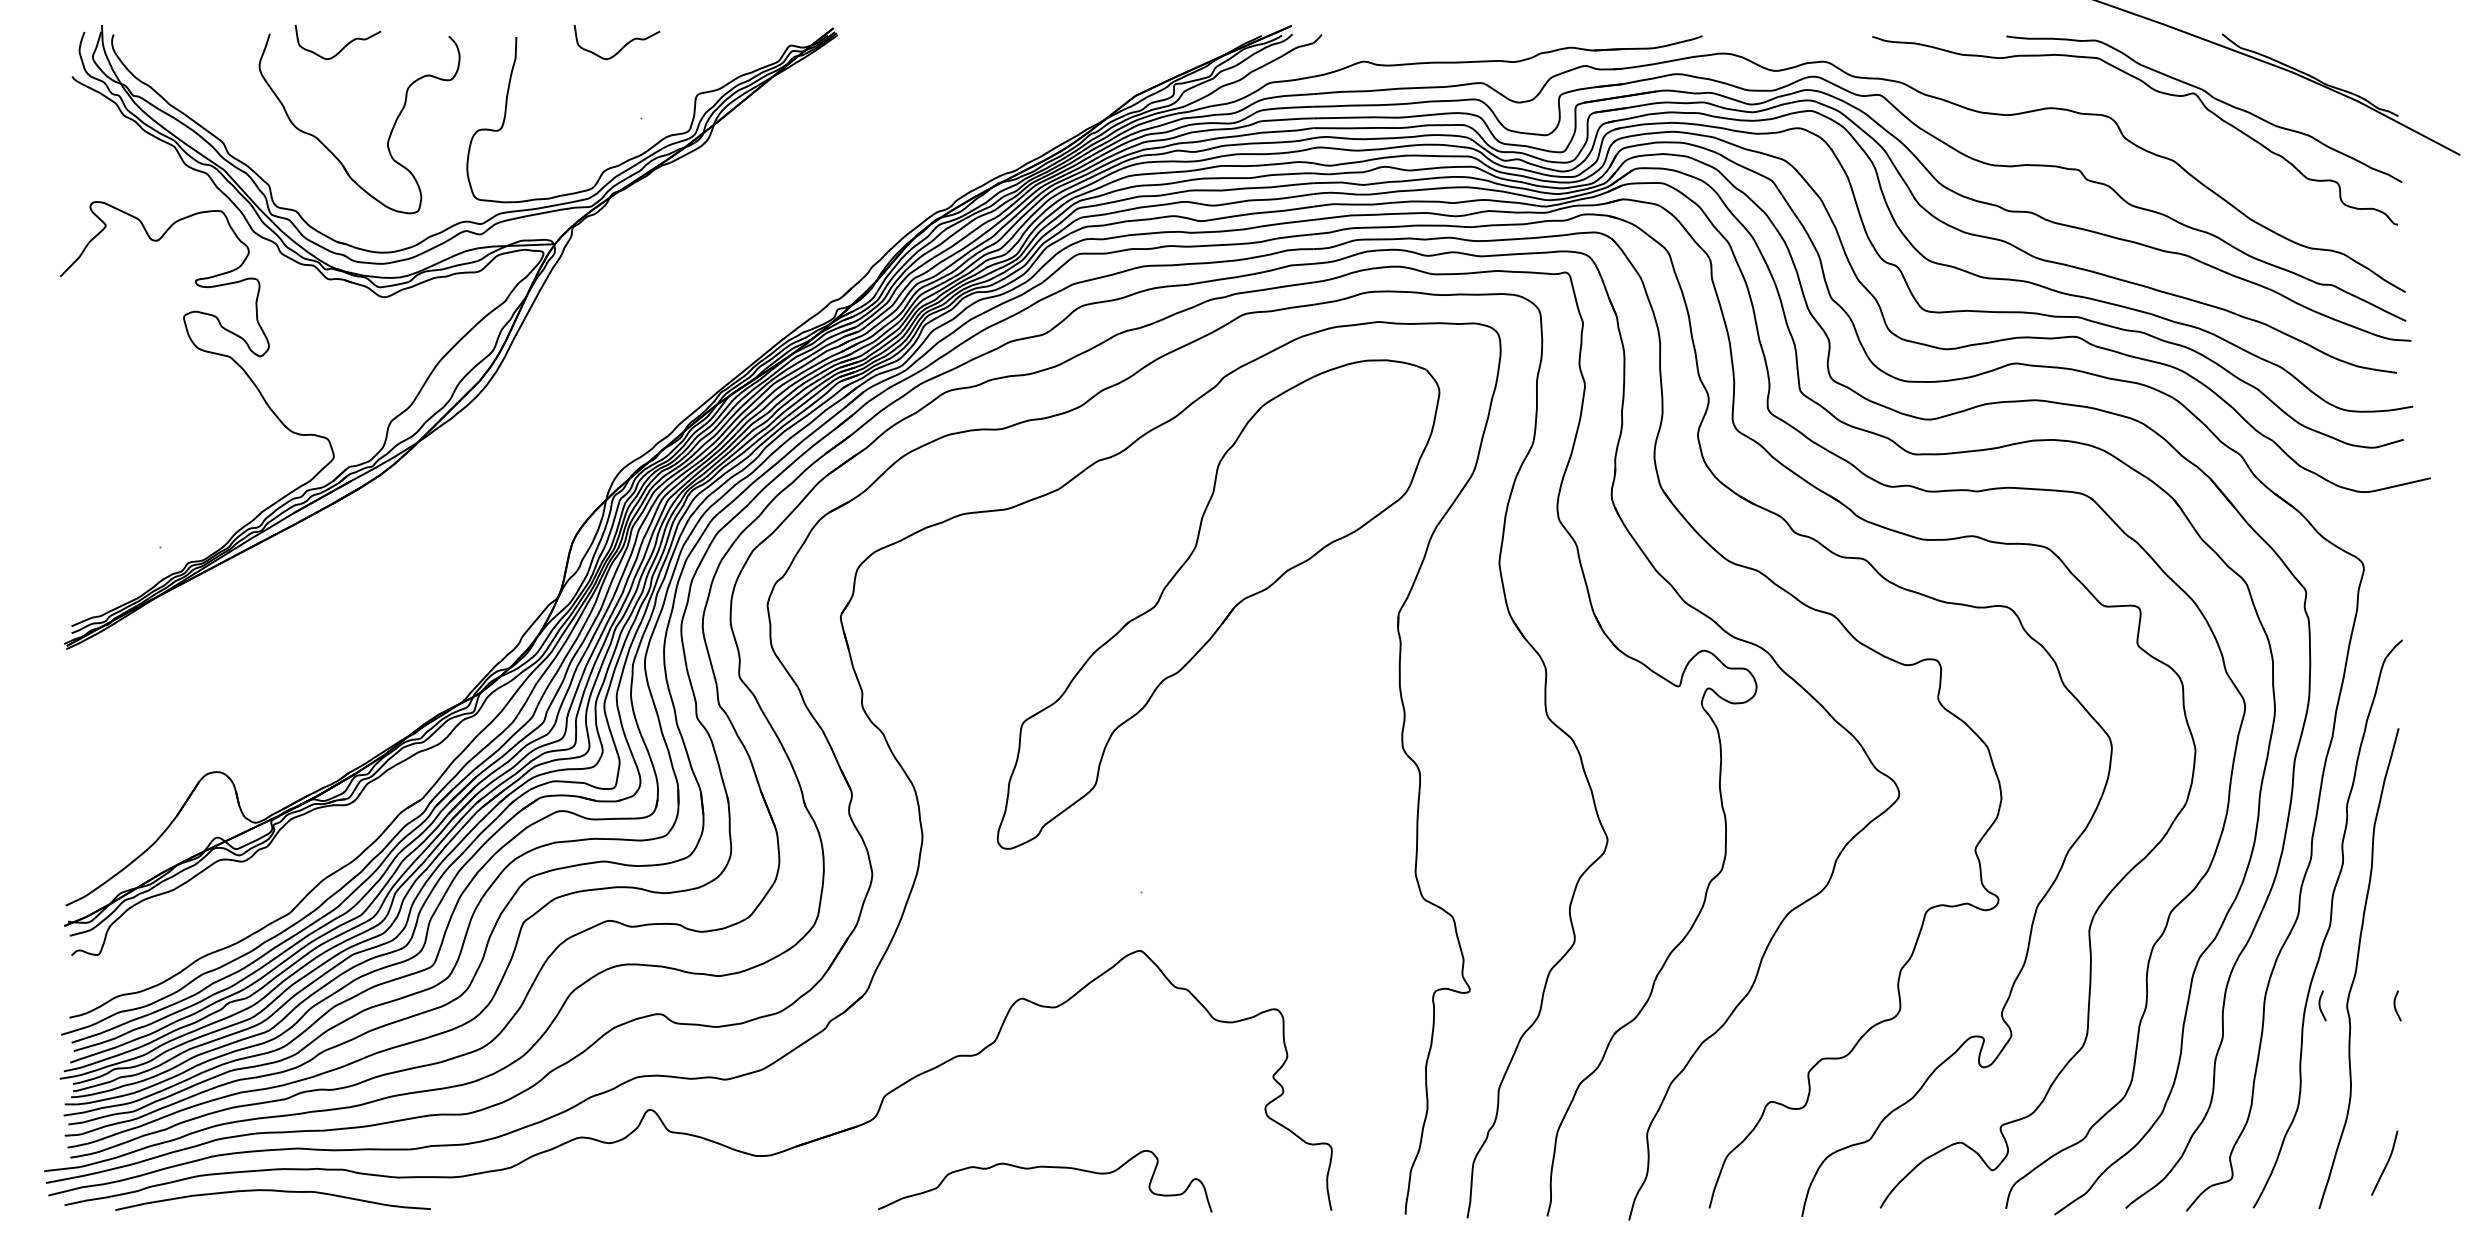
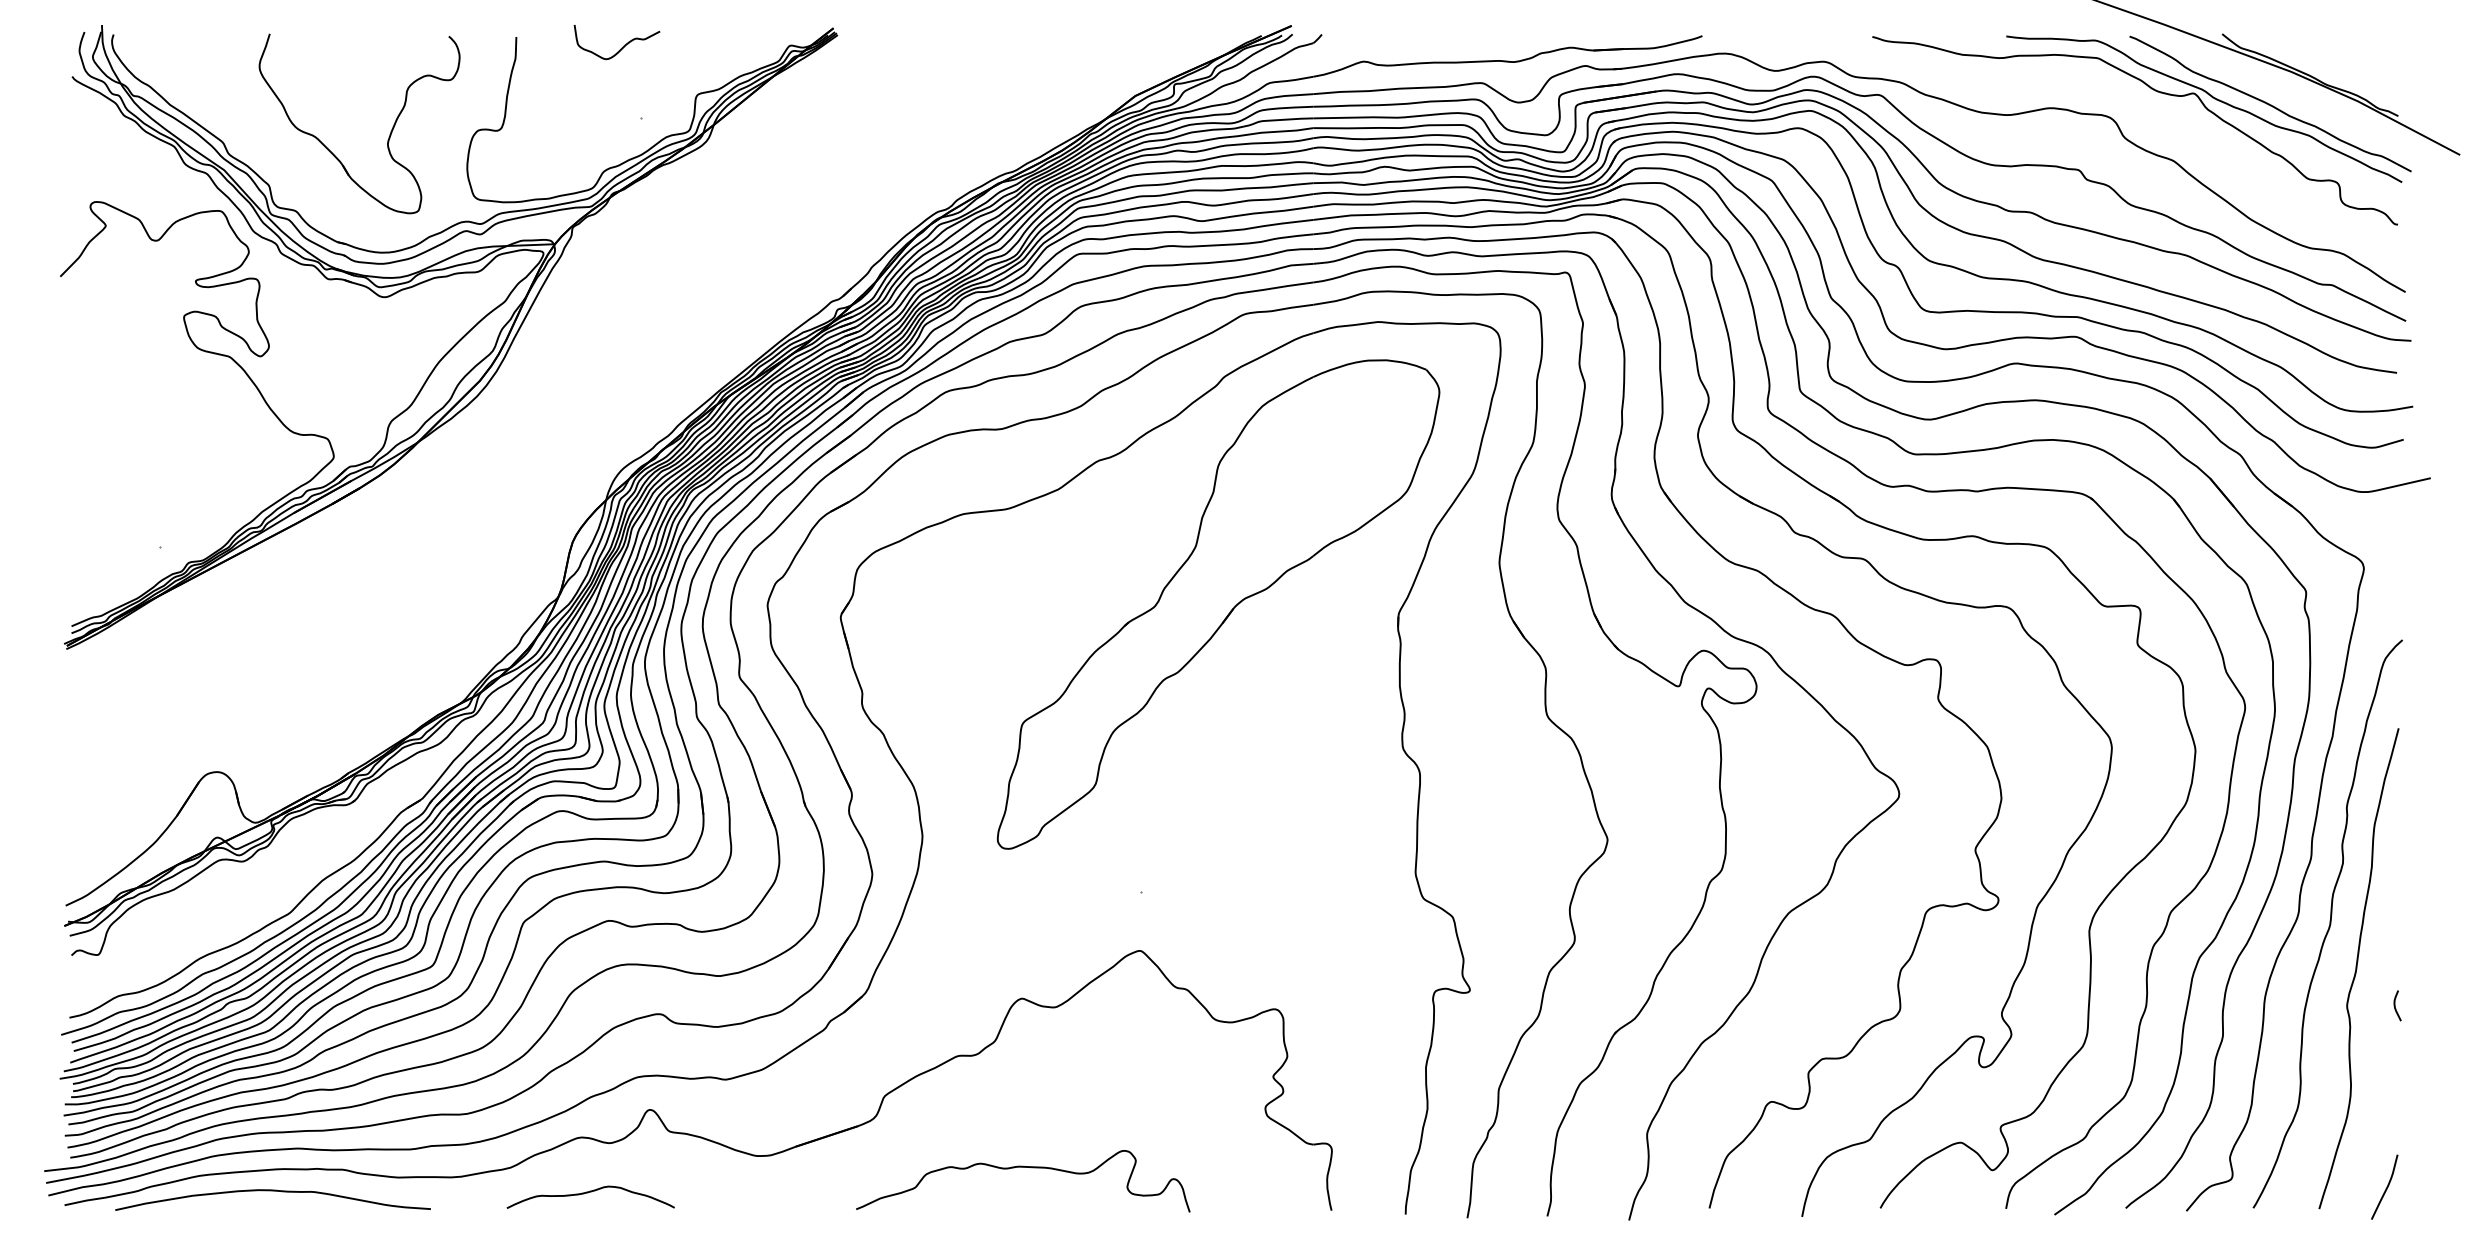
curve: present -> none (342, 47)
curve: none -> present (2269, 103)
curve: present -> none (2320, 1005)
curve position: (2386, 1162) -> (2386, 1186) (2386, 1186)
curve position: (1045, 1167) -> (1023, 1167) (1023, 1167)
curve: none -> present (588, 1193)
